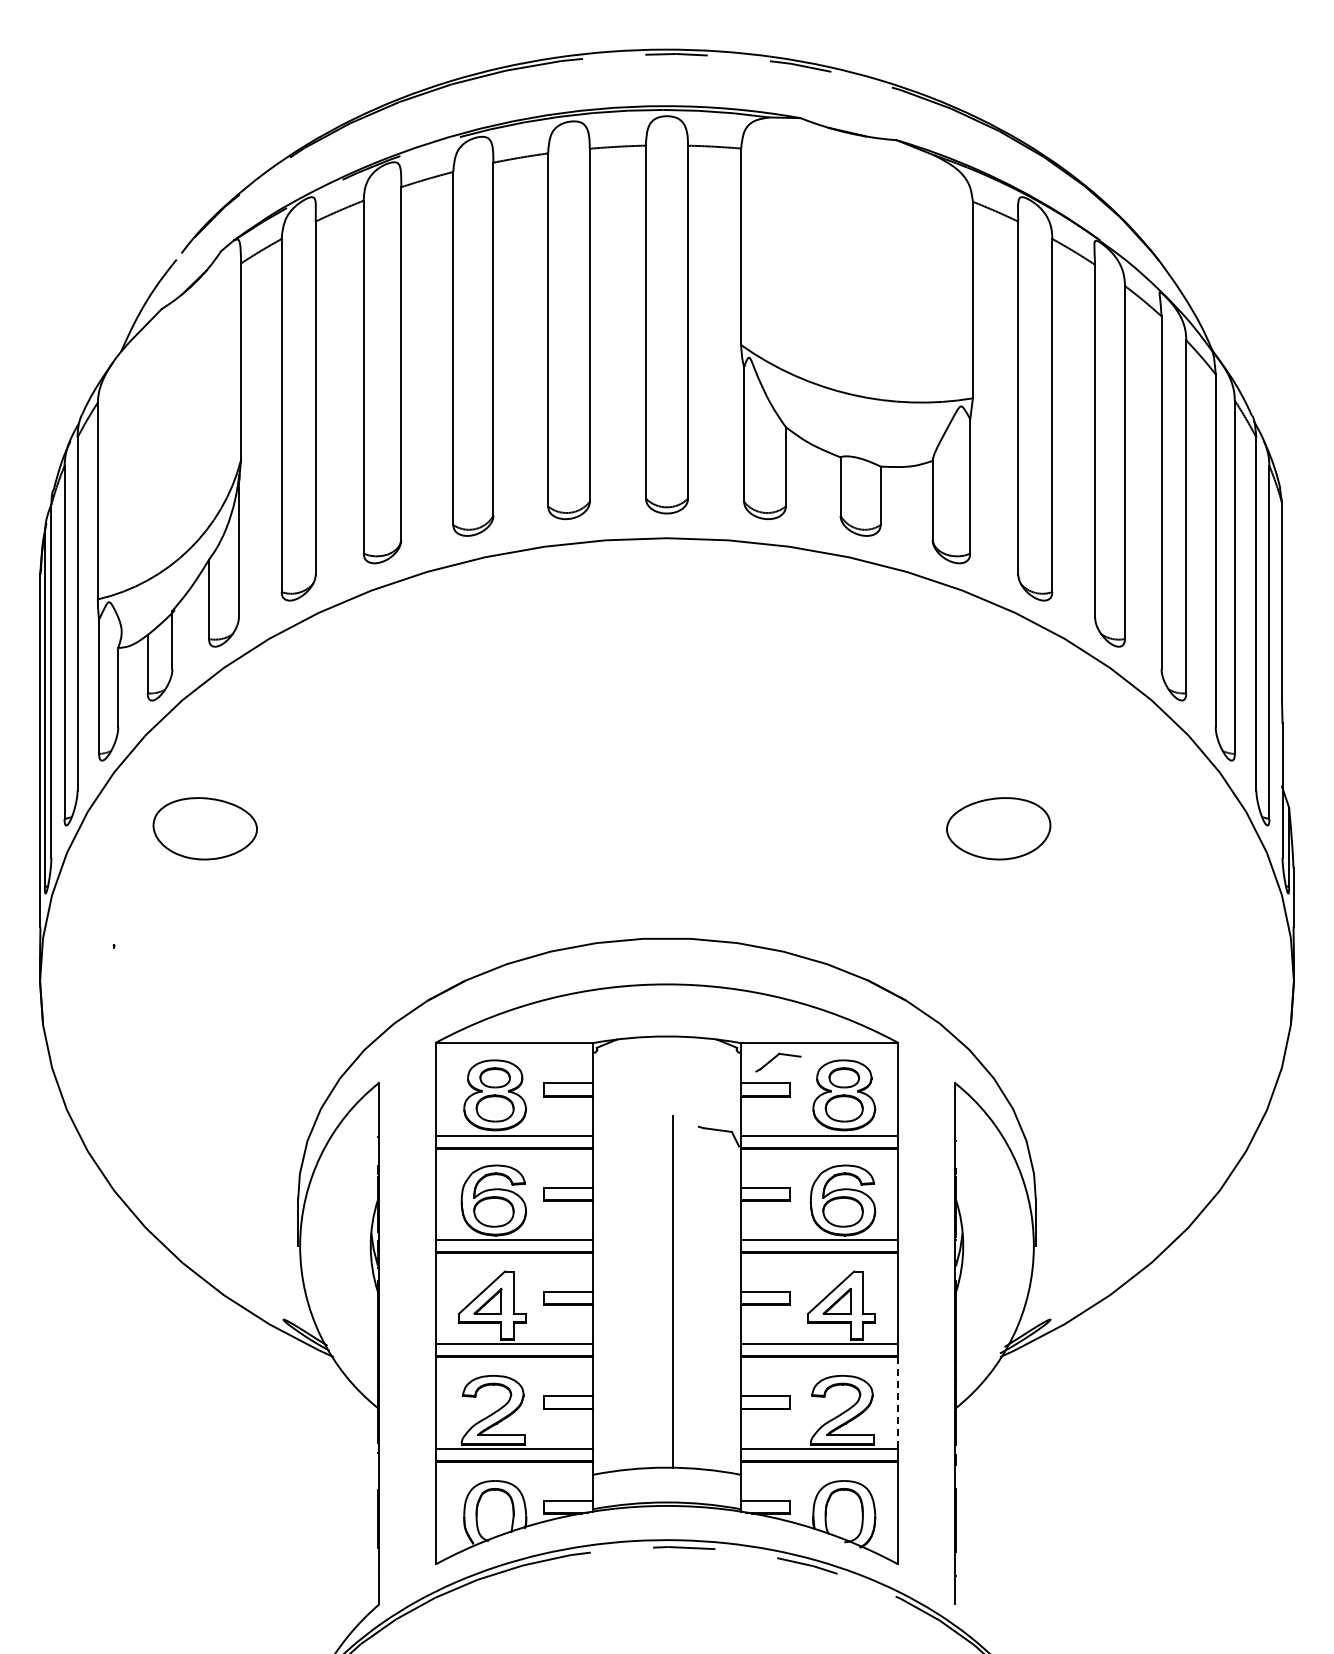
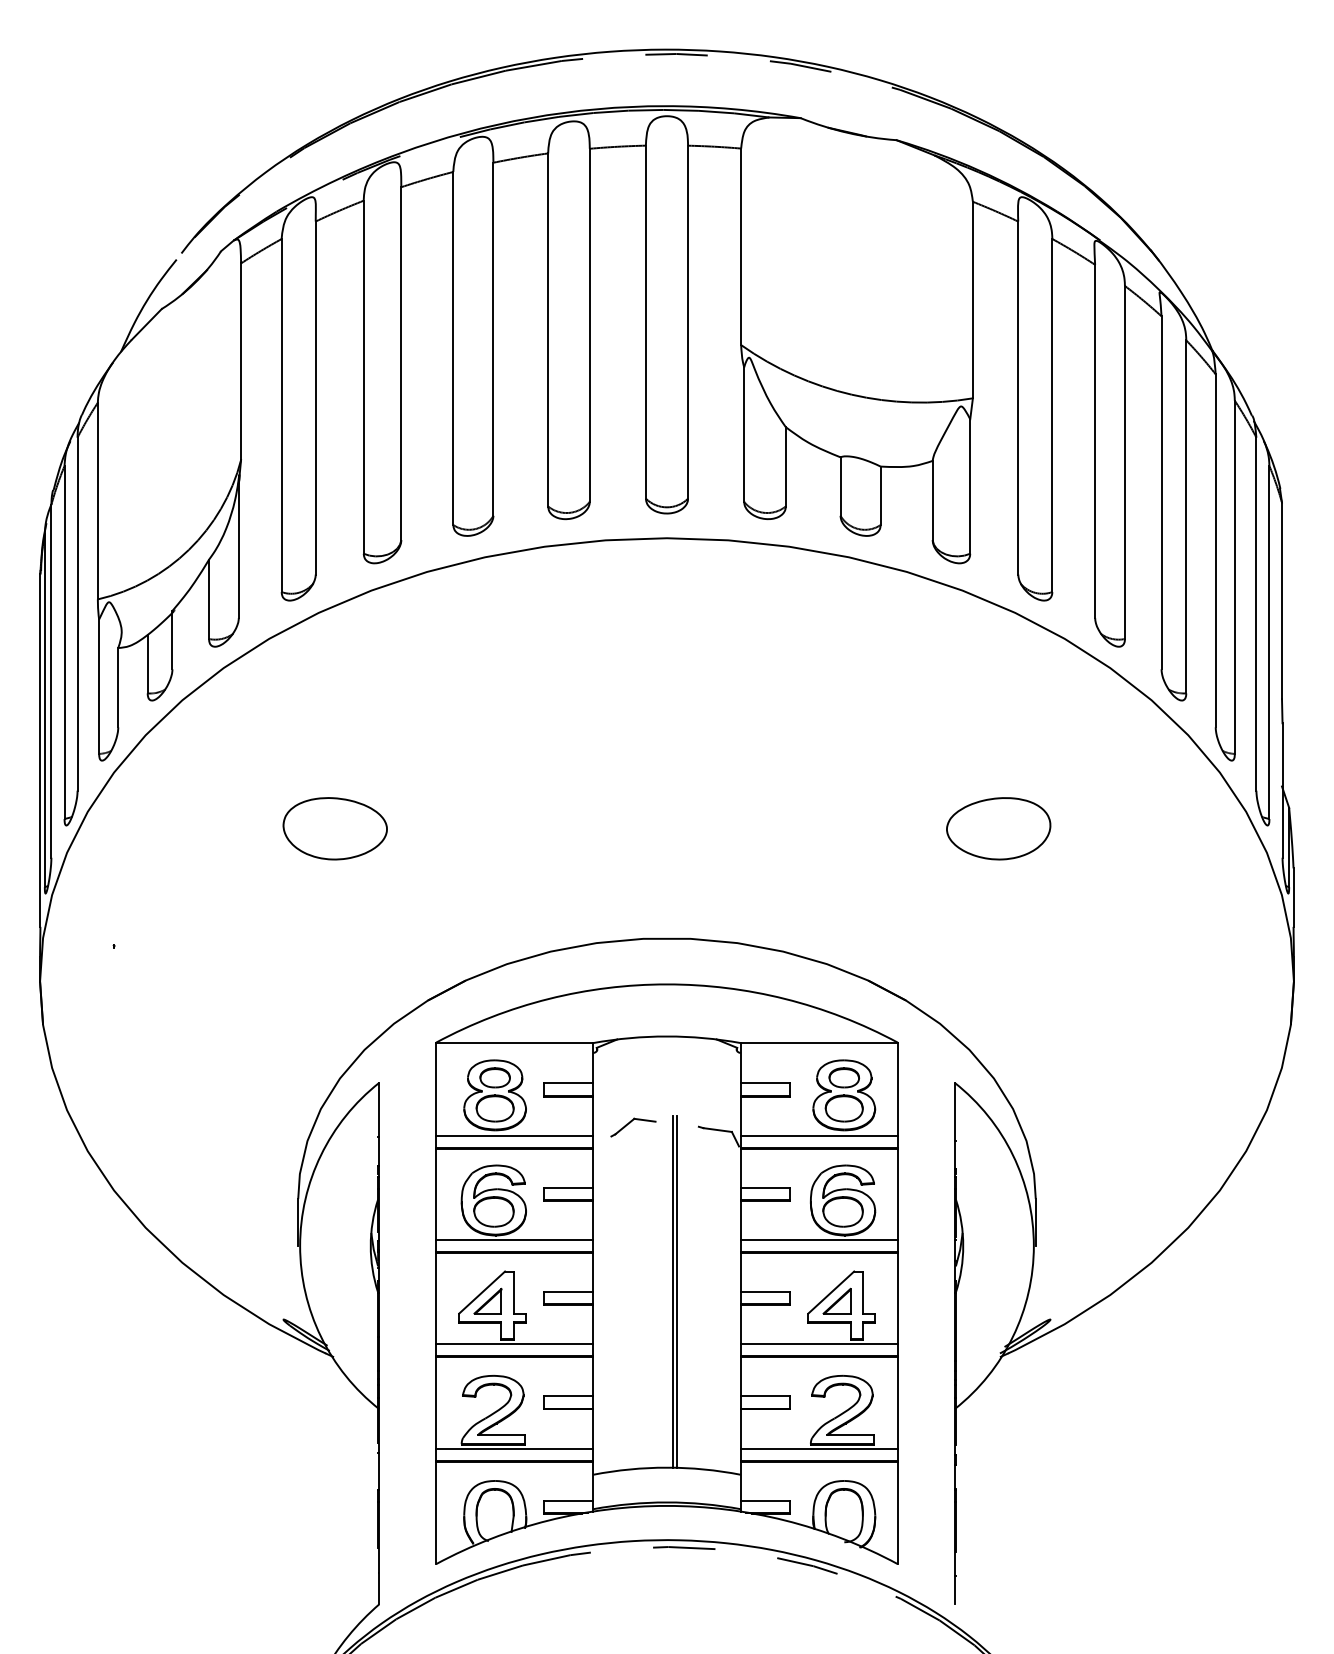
part position: (204, 828) -> (334, 828) (334, 828)
part position: (778, 1062) -> (633, 1127) (633, 1127)
line: none -> present (676, 1291)
line: dashed -> solid (897, 1402)
